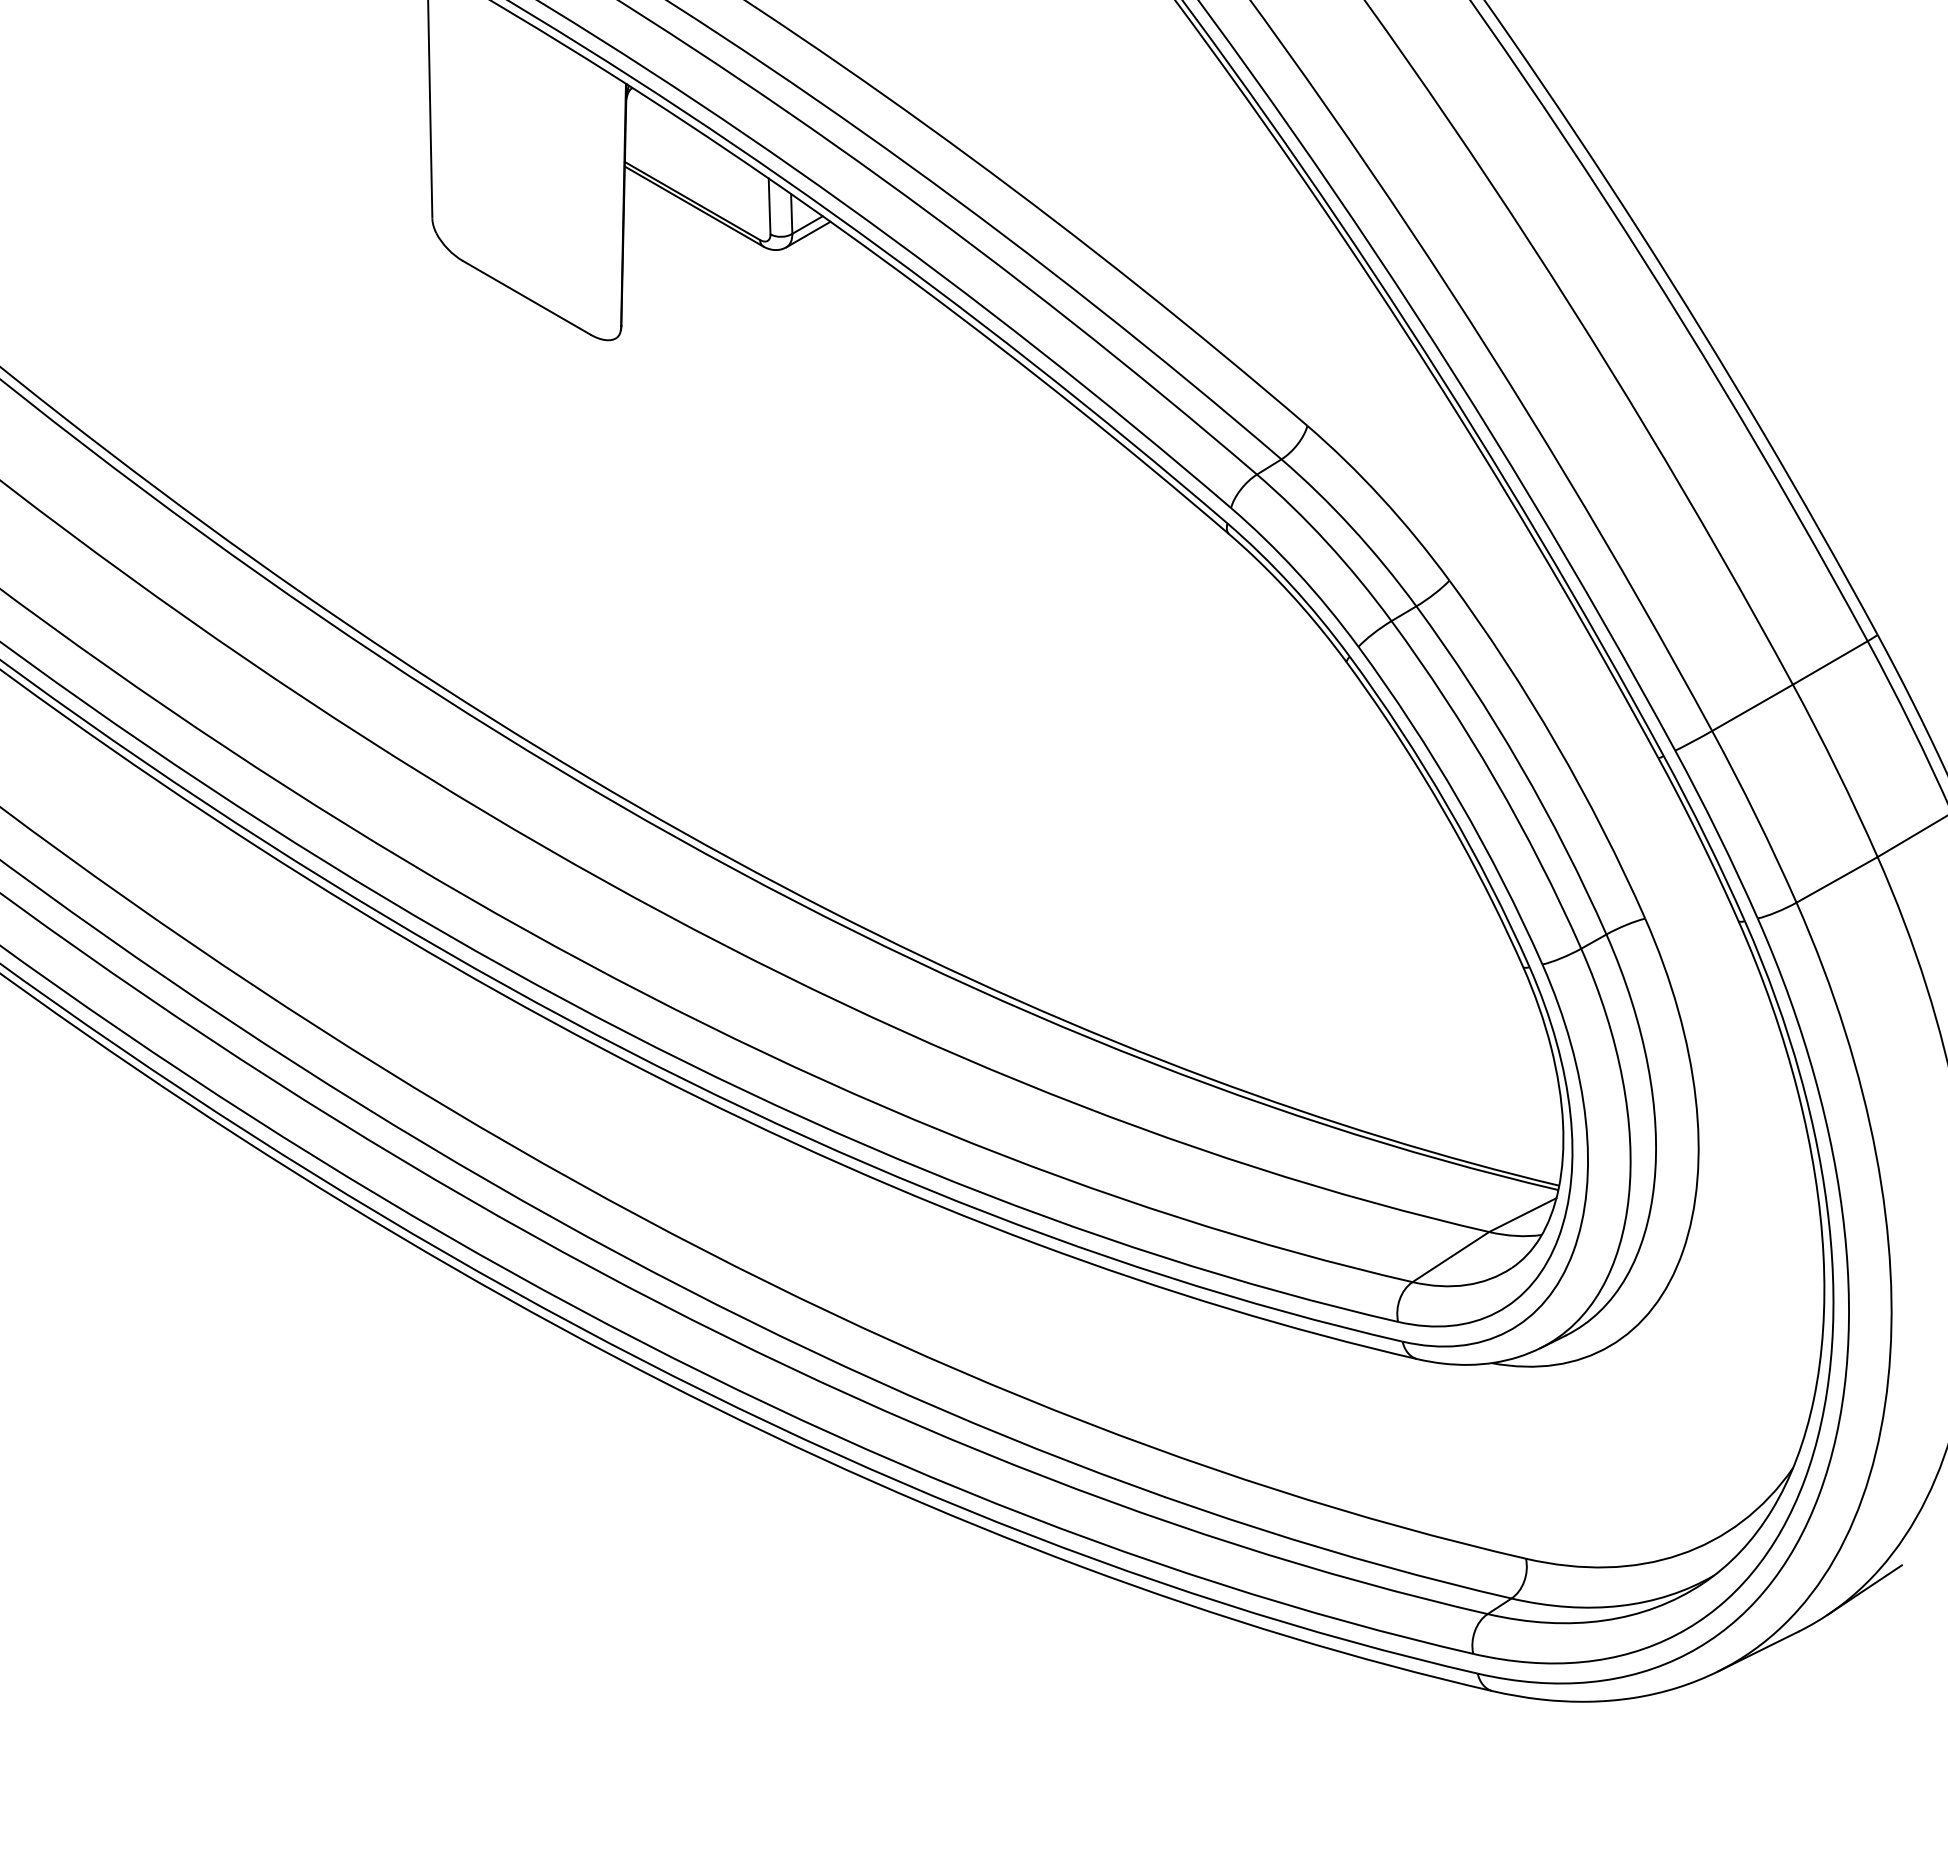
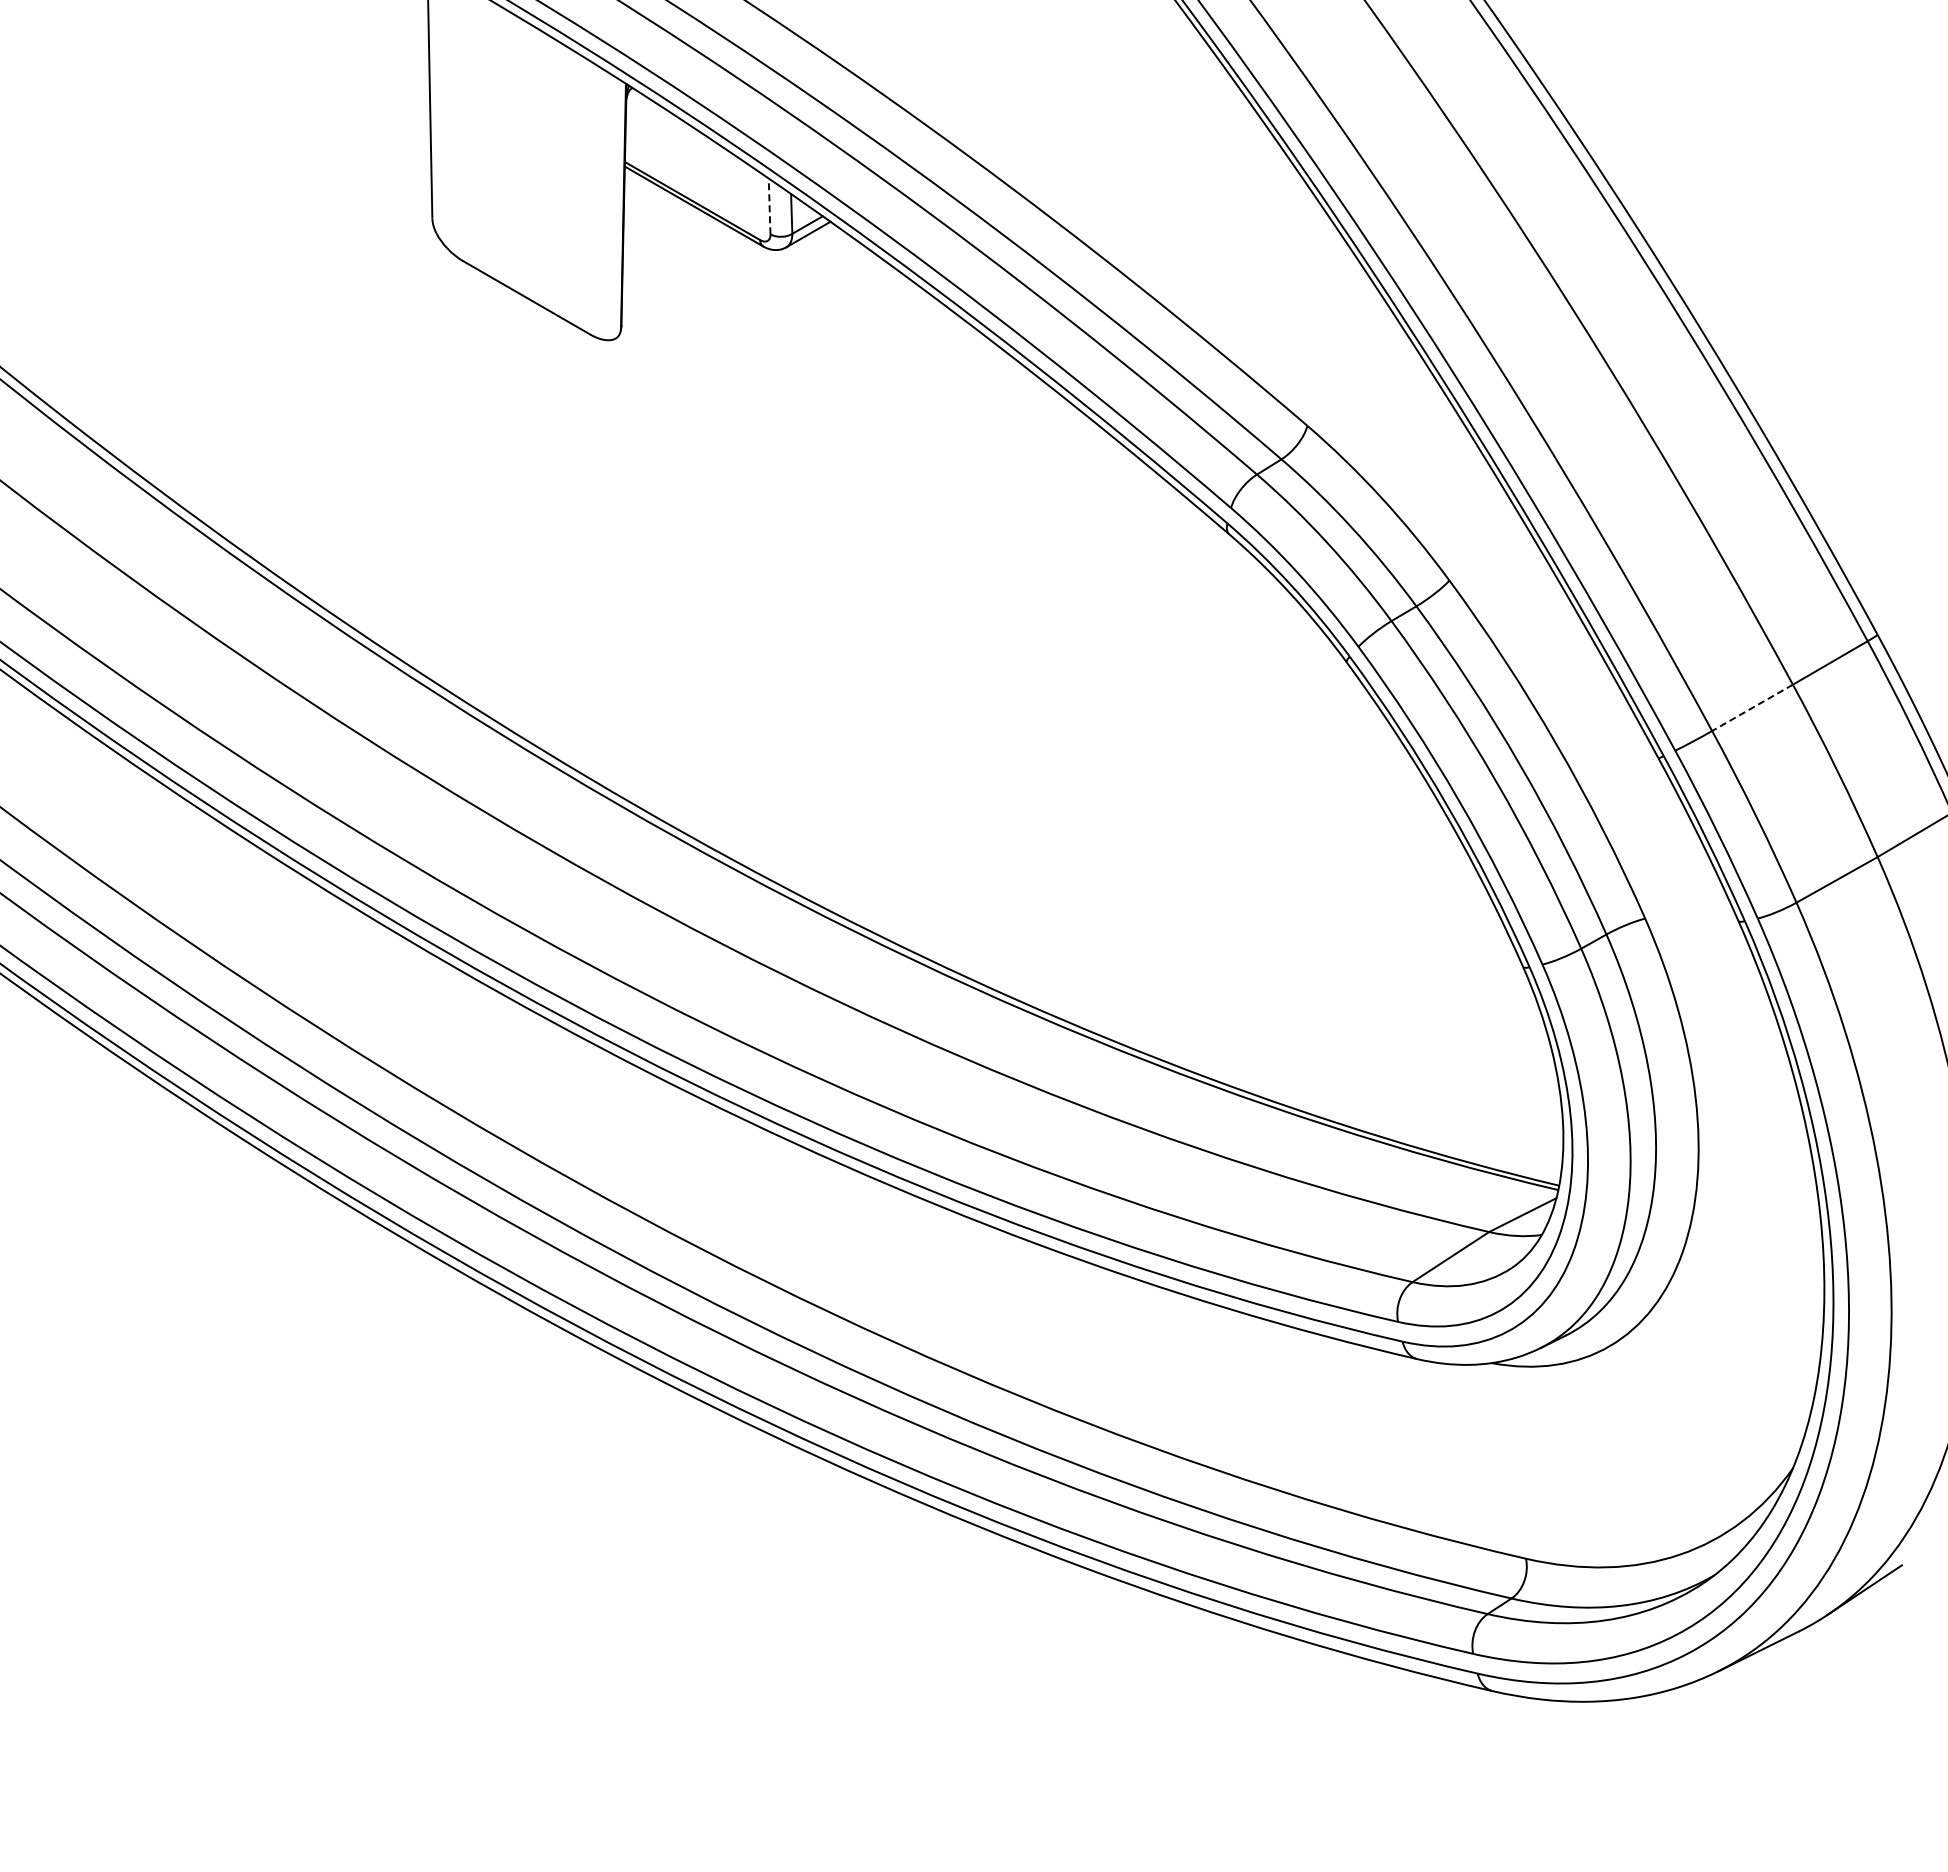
line: solid -> dashed (769, 206)
line: solid -> dashed (1752, 707)
